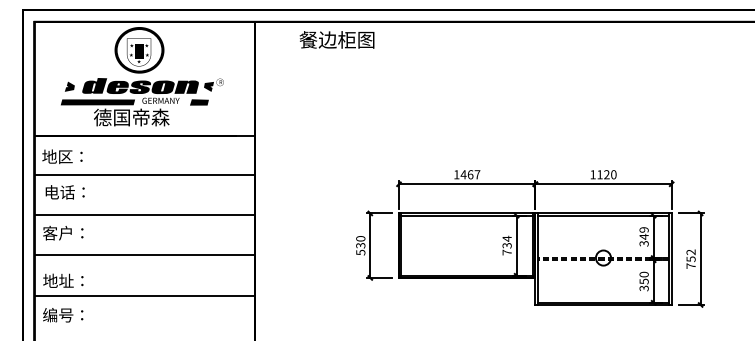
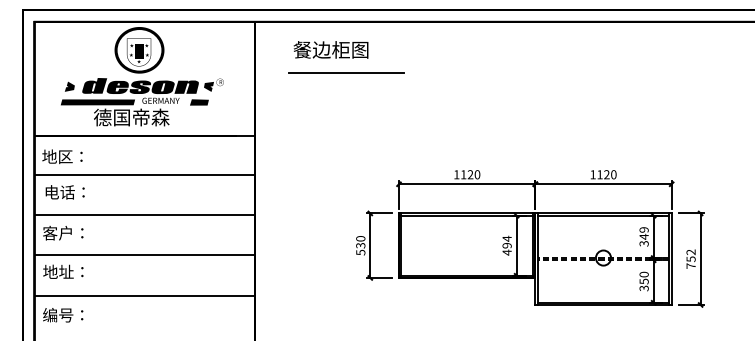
text position: (336, 39) -> (330, 49) (330, 49)
line: none -> present (346, 72)
text: 1467 -> 1120 (470, 174)
text: 734 -> 494 (506, 249)
text position: (63, 280) -> (63, 271) (63, 271)
